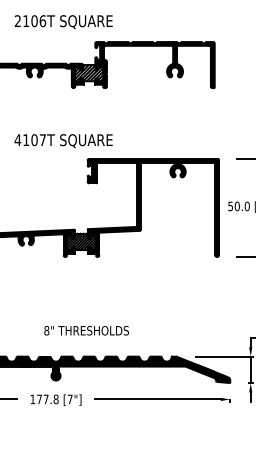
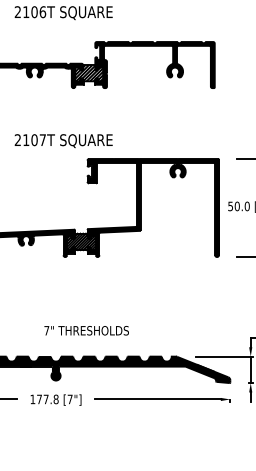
text position: (63, 22) -> (63, 13) (63, 13)
text: 4107T -> 2107T (17, 139)
text: 8" -> 7" (46, 330)
